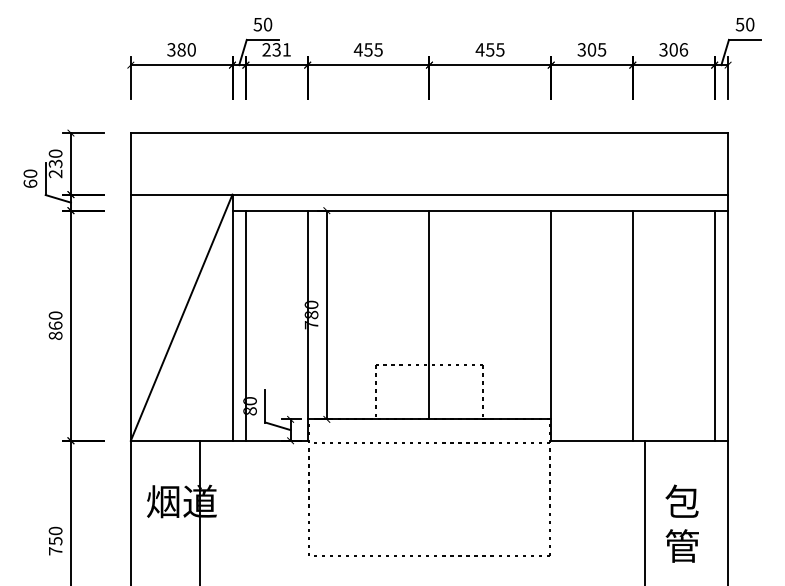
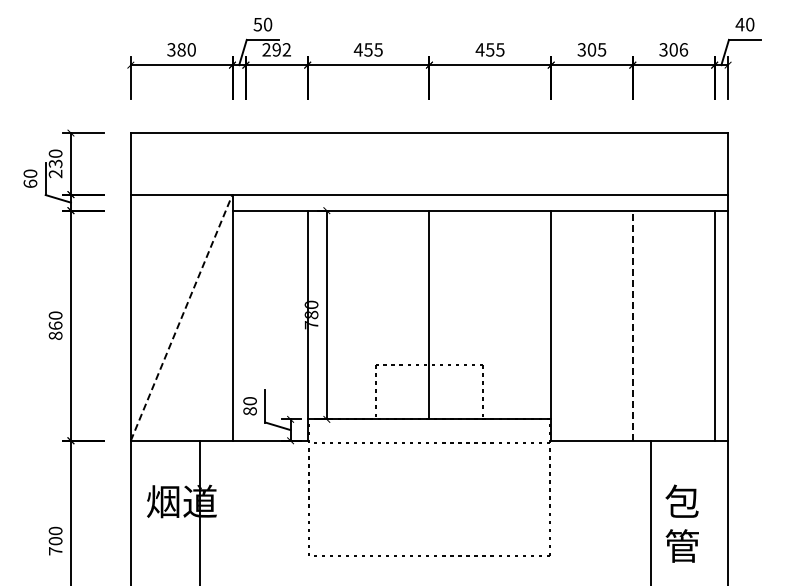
text: 50 -> 40 (739, 24)
text: 231 -> 292 (281, 49)
line: solid -> dashed (181, 317)
line: present -> none (245, 325)
line: solid -> dashed (632, 325)
line position: (645, 511) -> (651, 511) (651, 511)
text: 750 -> 700 (55, 541)
